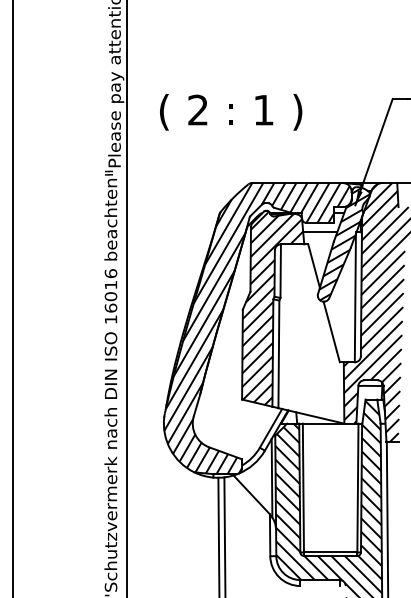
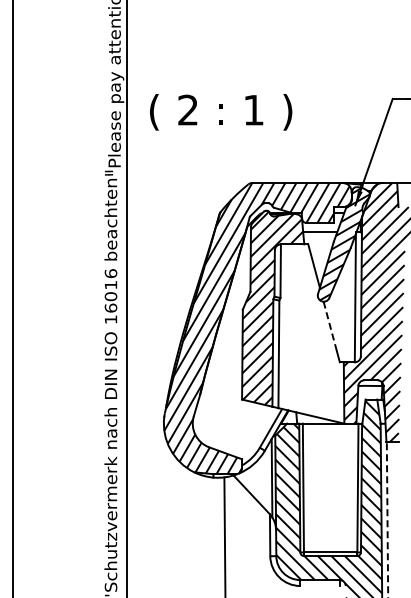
text position: (231, 112) -> (221, 112) (221, 112)
line: solid -> dashed (330, 326)
line: solid -> dashed (387, 519)
line: present -> none (218, 535)
